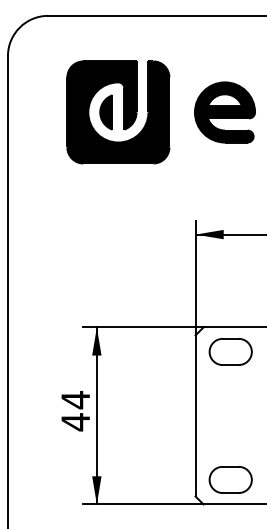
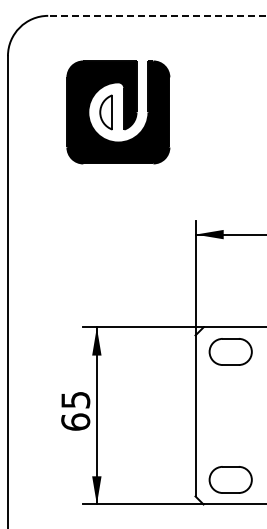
line: solid -> dashed (157, 15)
fill: present -> none (106, 112)
part: present -> none (224, 112)
text: 44 -> 65 (75, 411)
